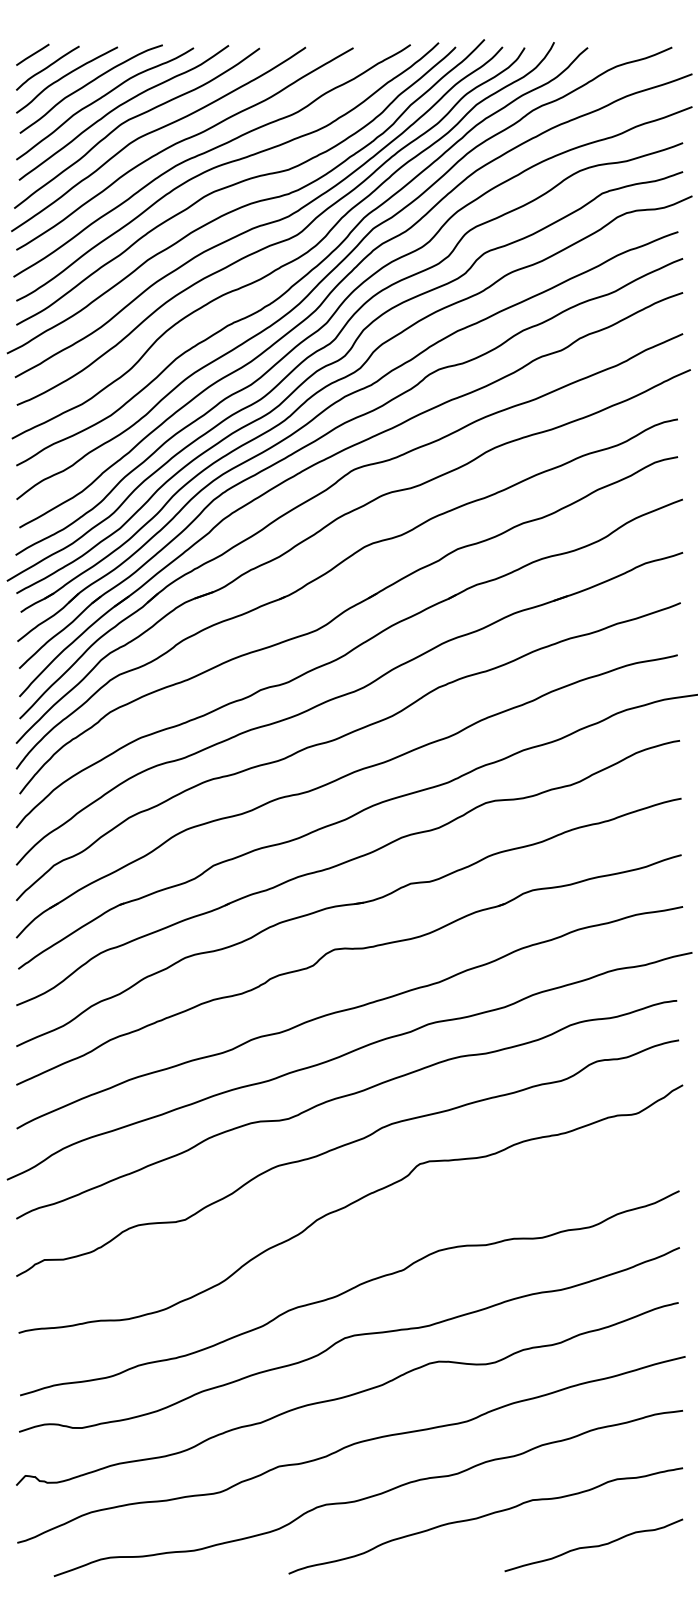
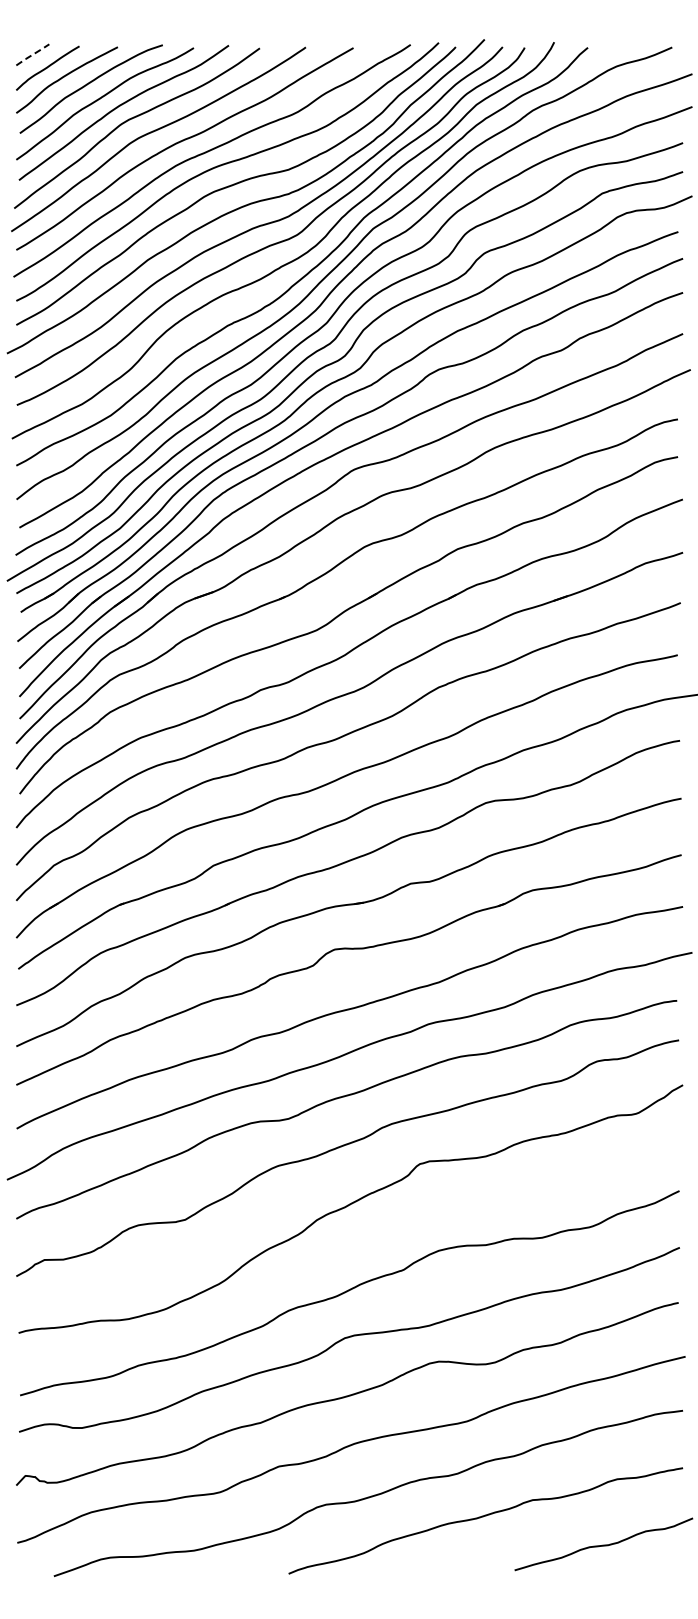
line: solid -> dashed (33, 54)
curve position: (593, 1545) -> (603, 1544) (603, 1544)
